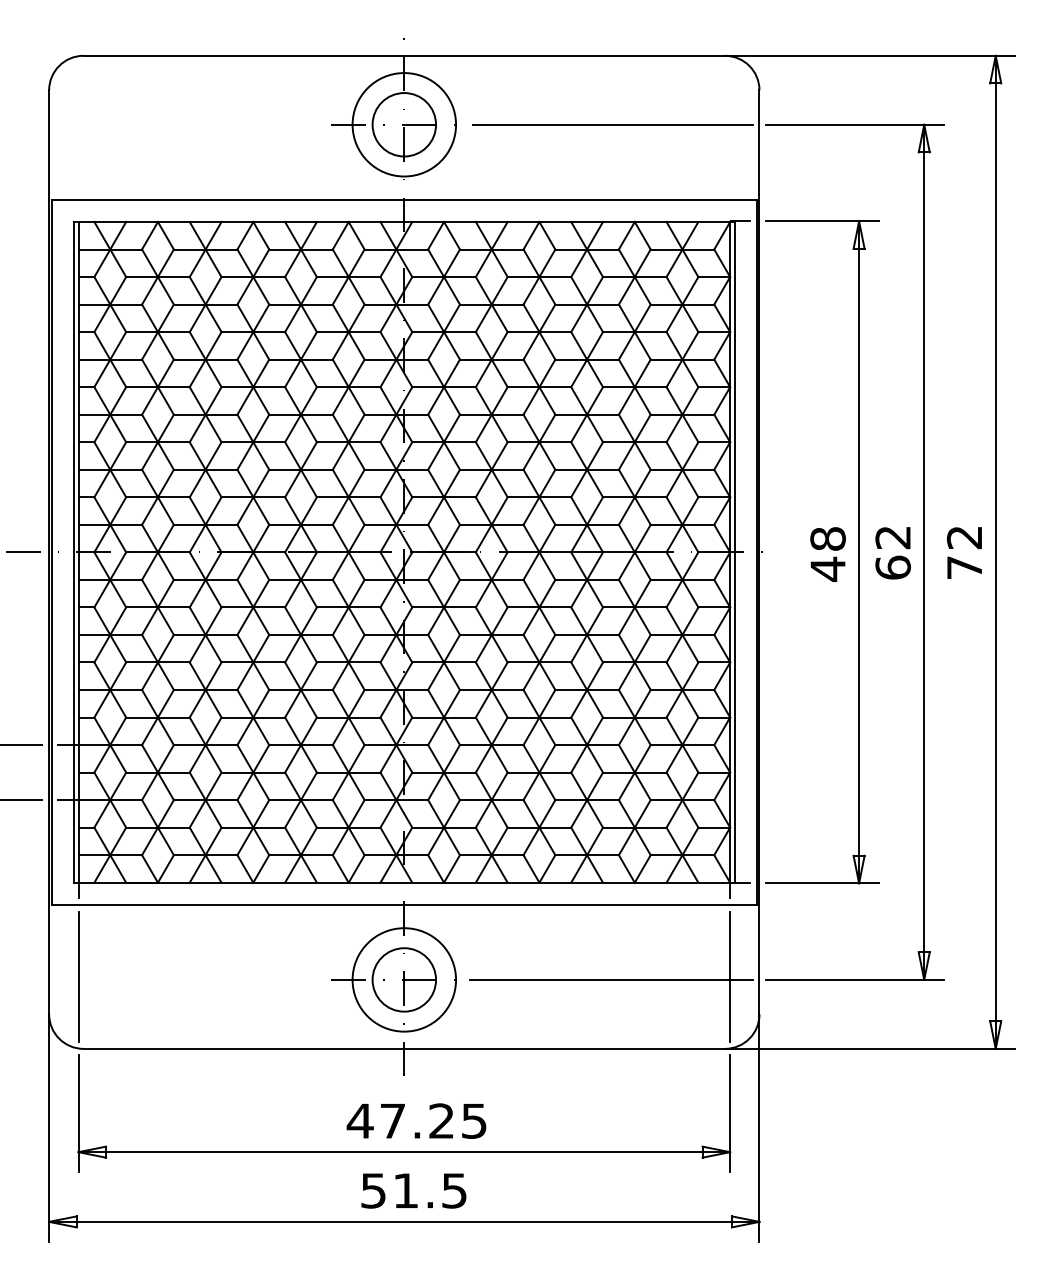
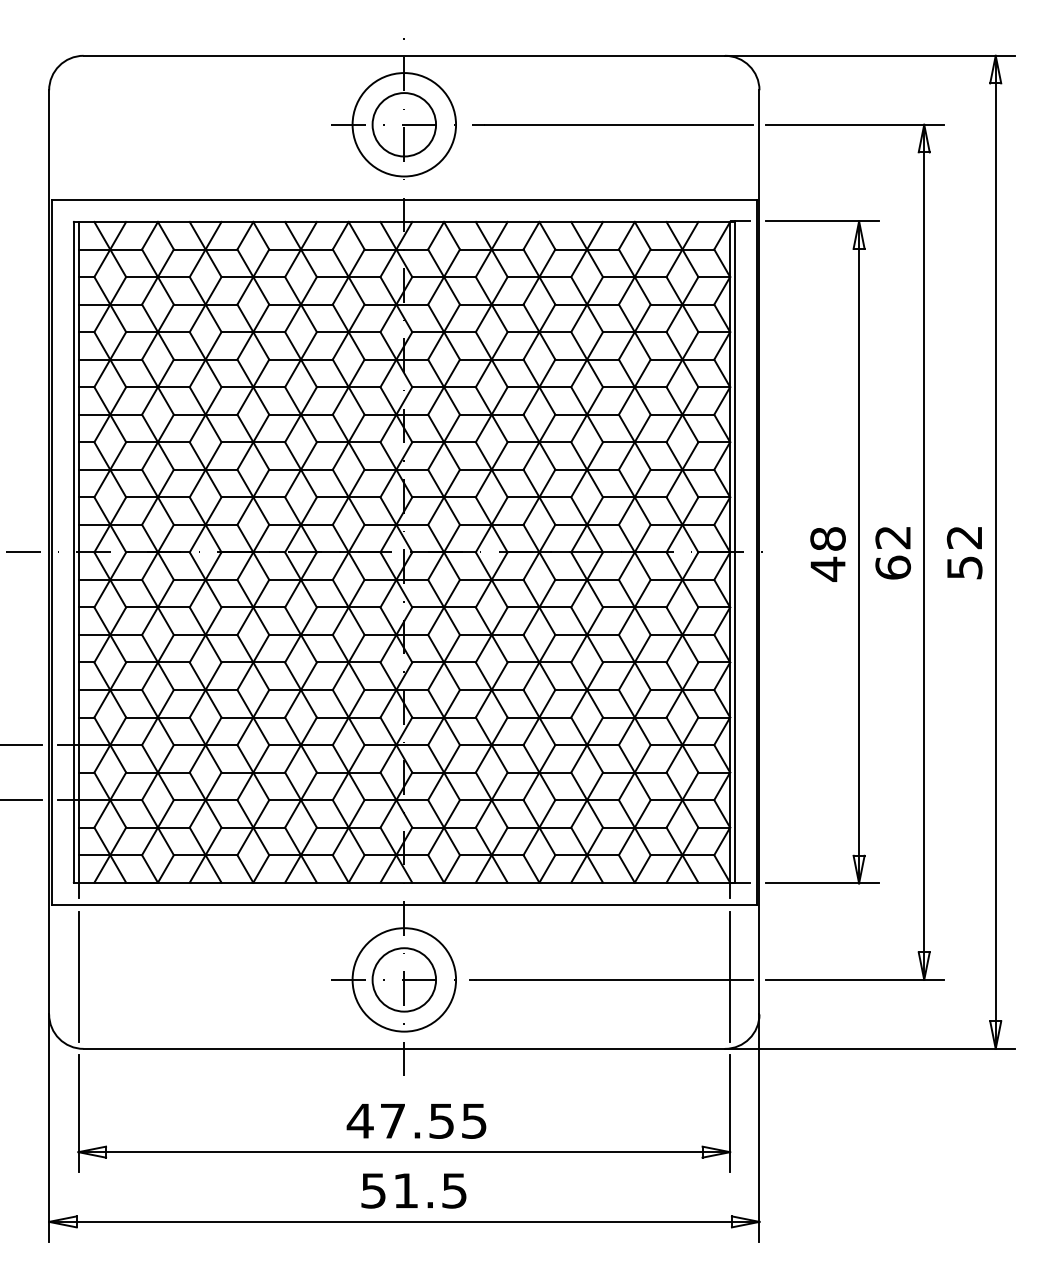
text: 72 -> 52 (964, 567)
text: 47.25 -> 47.55 (441, 1120)
